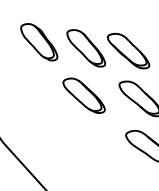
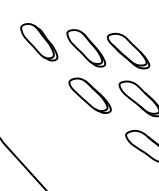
part position: (83, 95) -> (89, 95) (89, 95)
